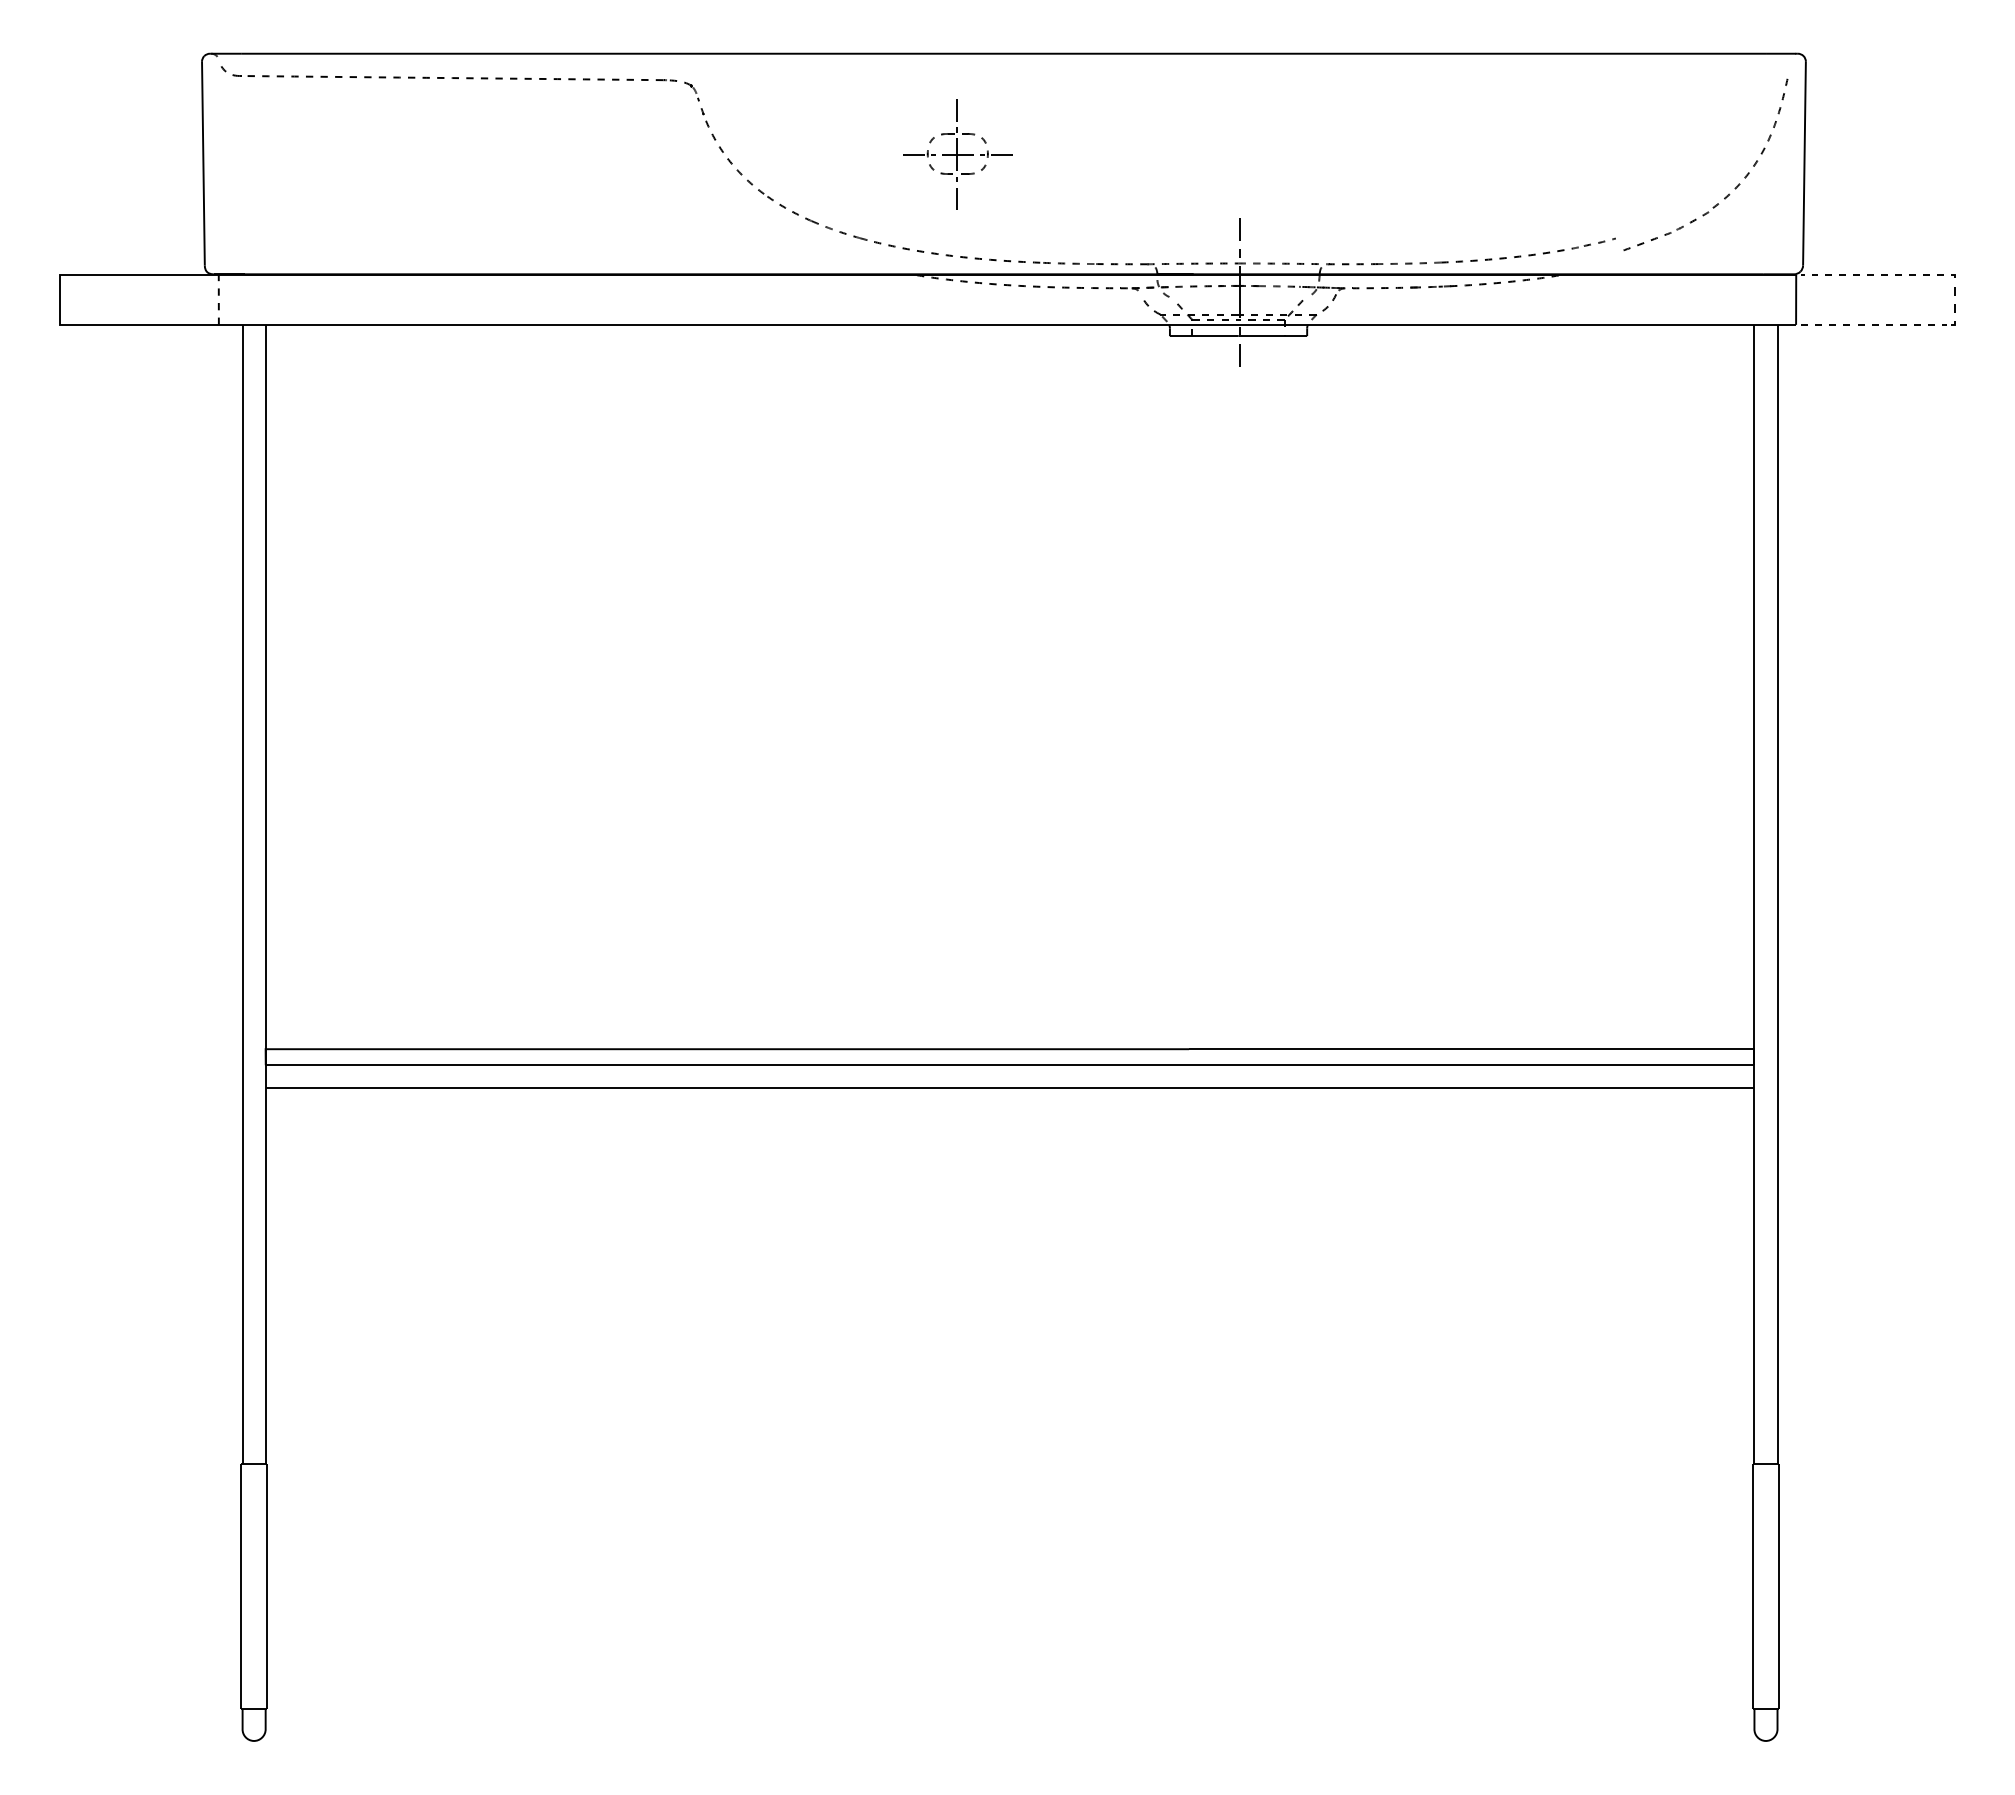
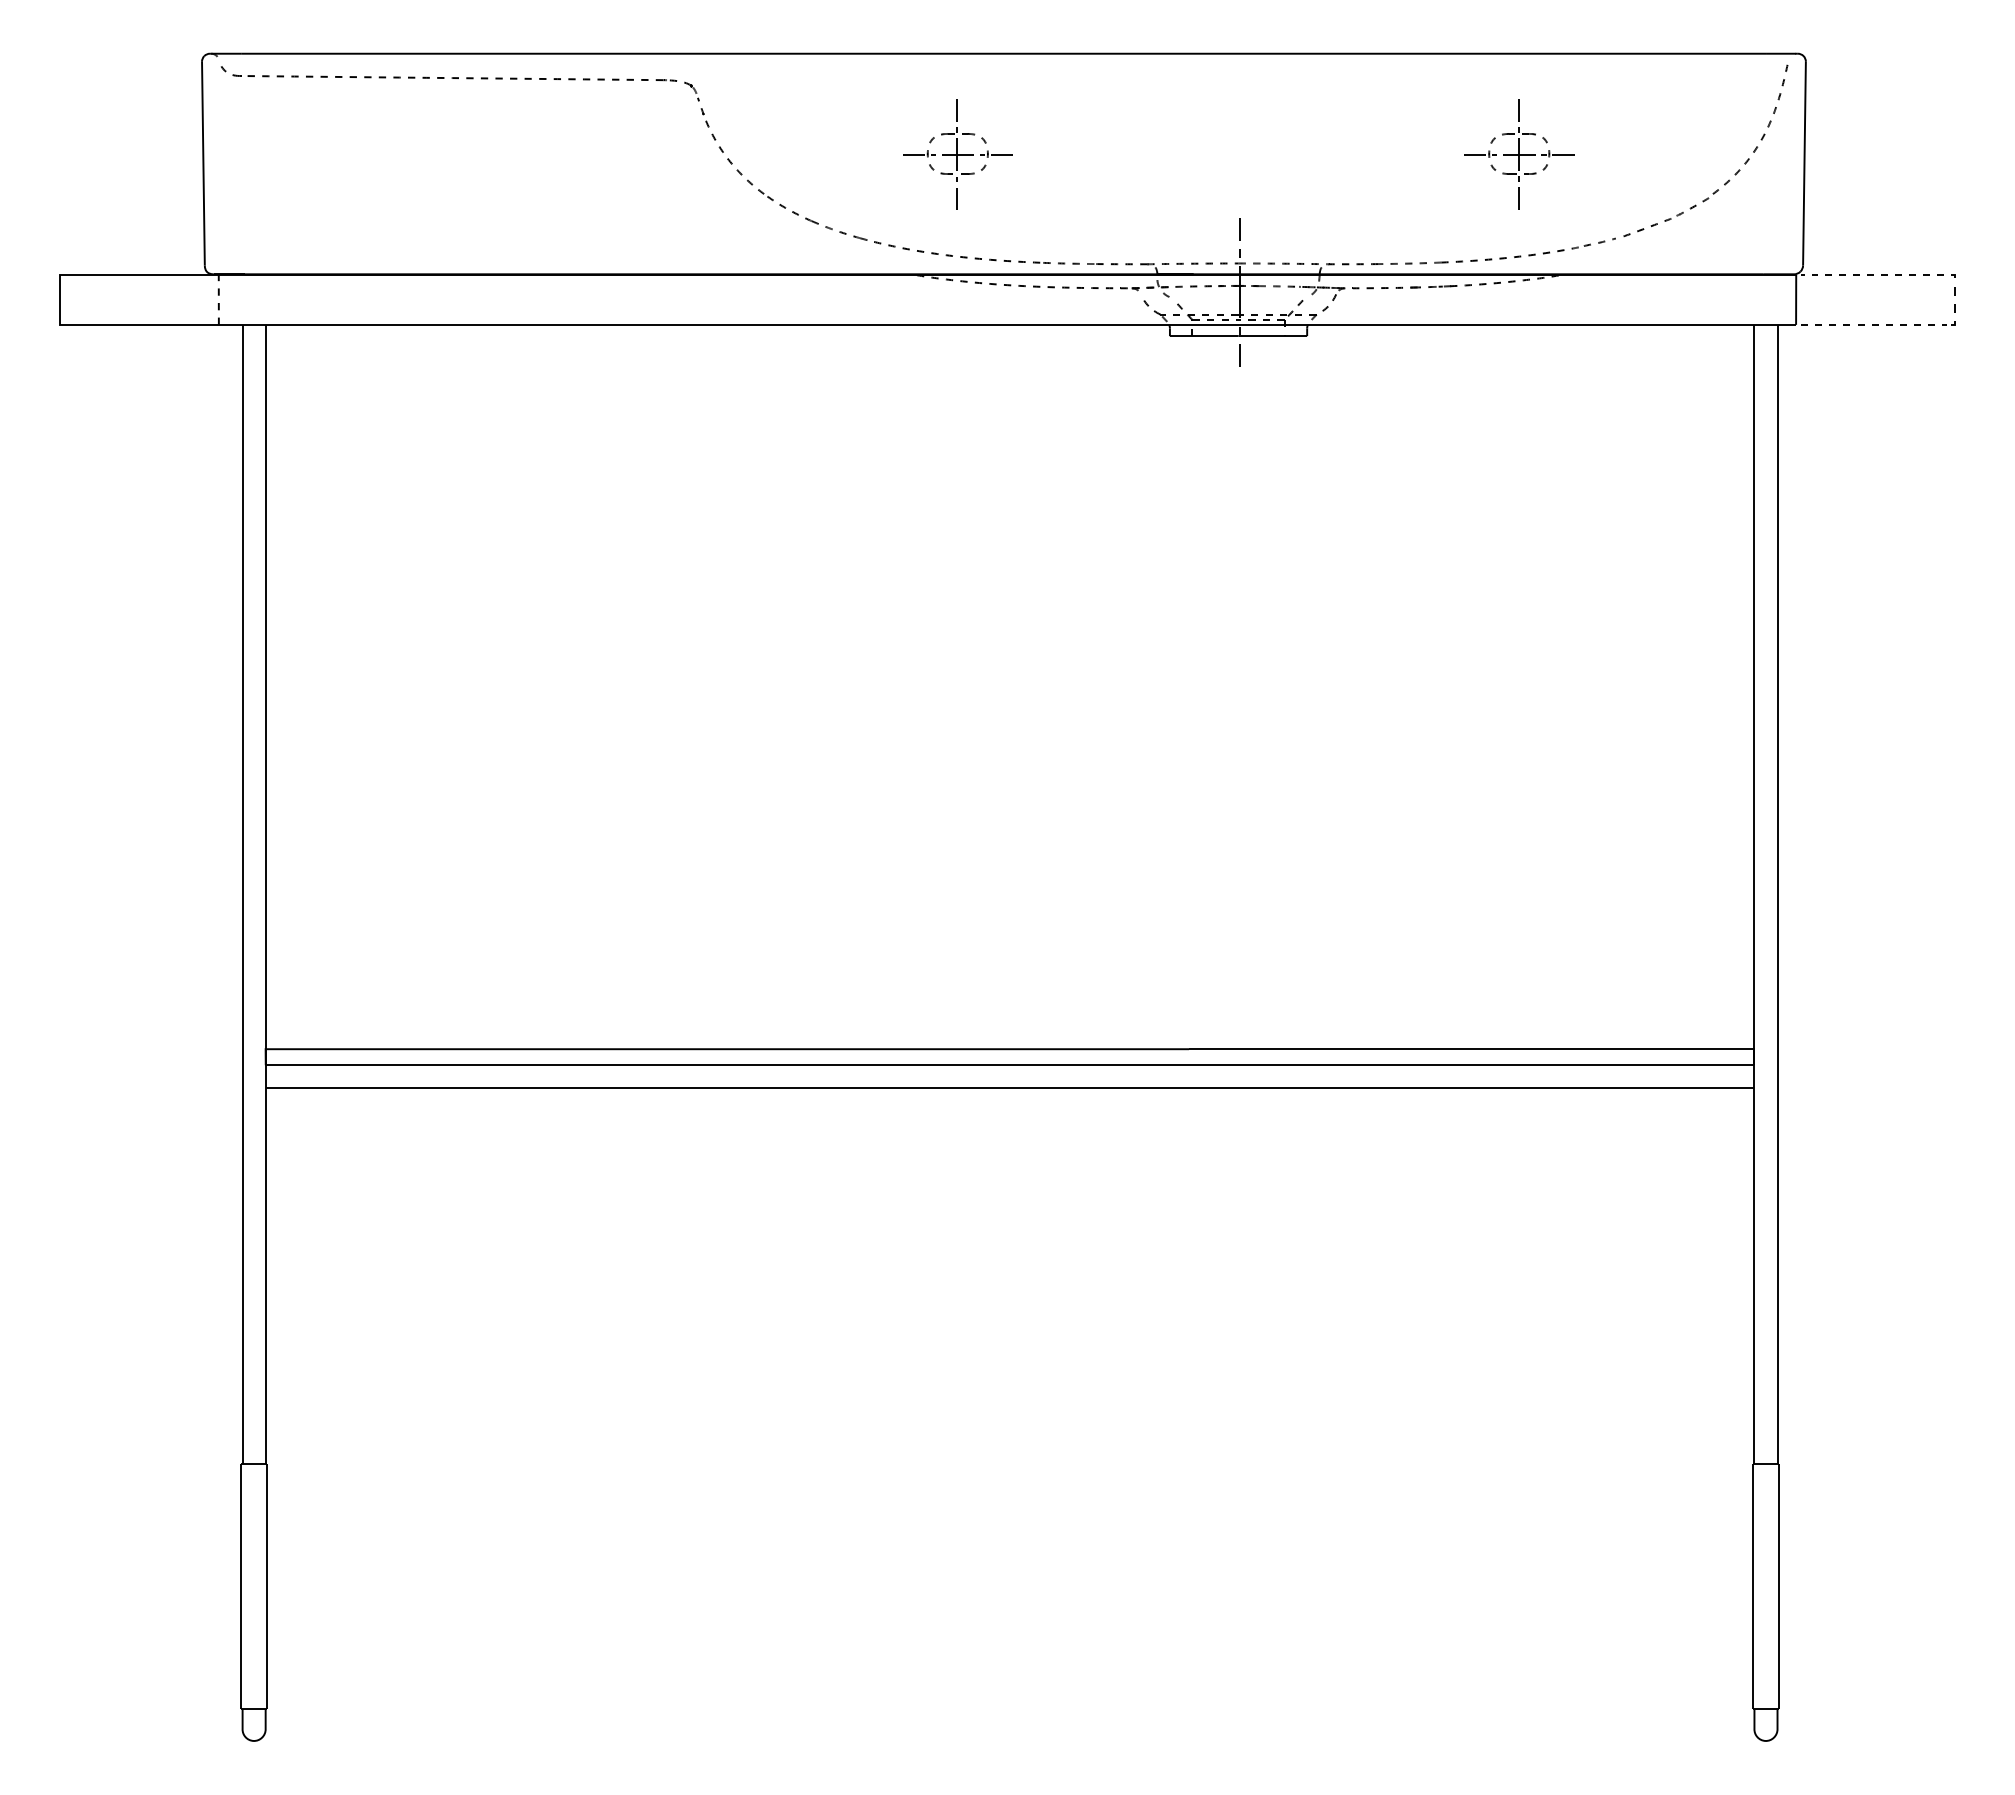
part: none -> present (1519, 154)
part position: (1727, 194) -> (1727, 180) (1727, 180)
